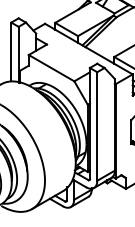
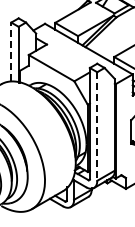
line: solid -> dashed (11, 51)
line: solid -> dashed (97, 127)
